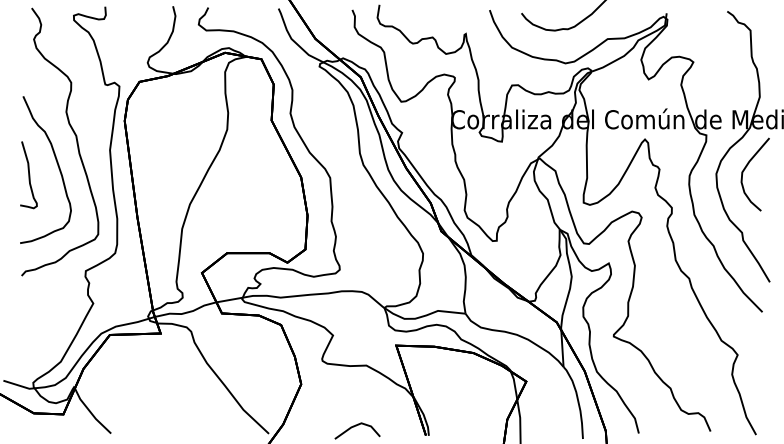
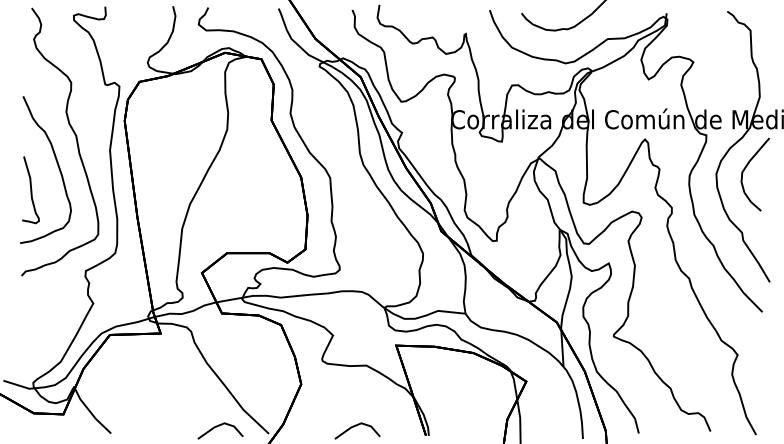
curve position: (28, 175) -> (30, 190) (30, 190)
line: none -> present (219, 426)
